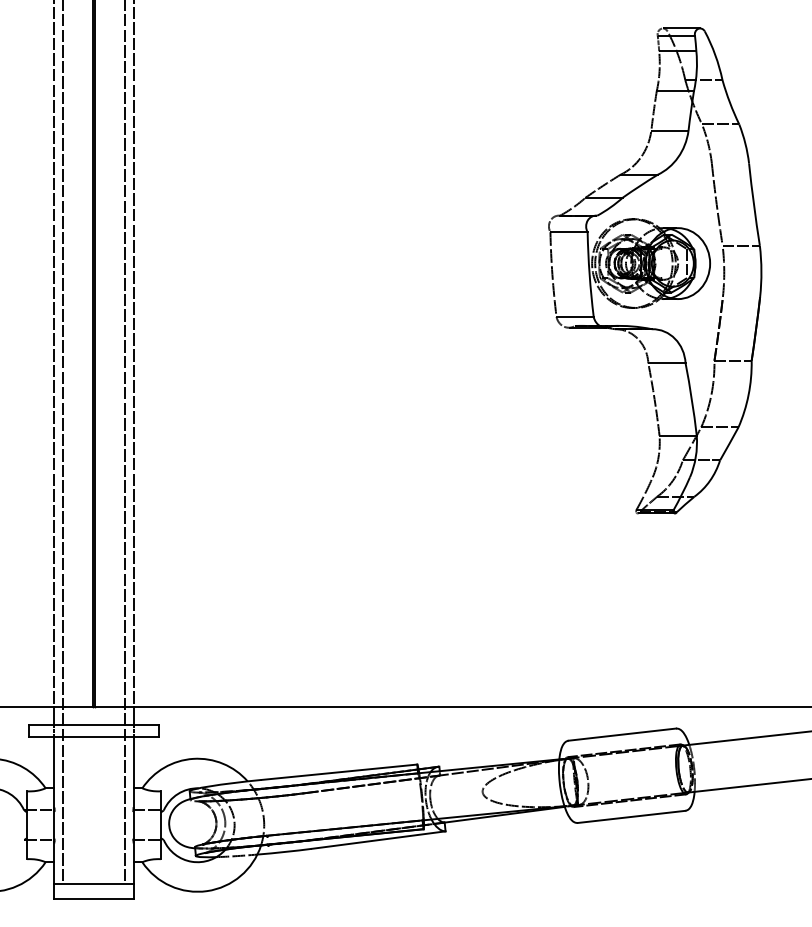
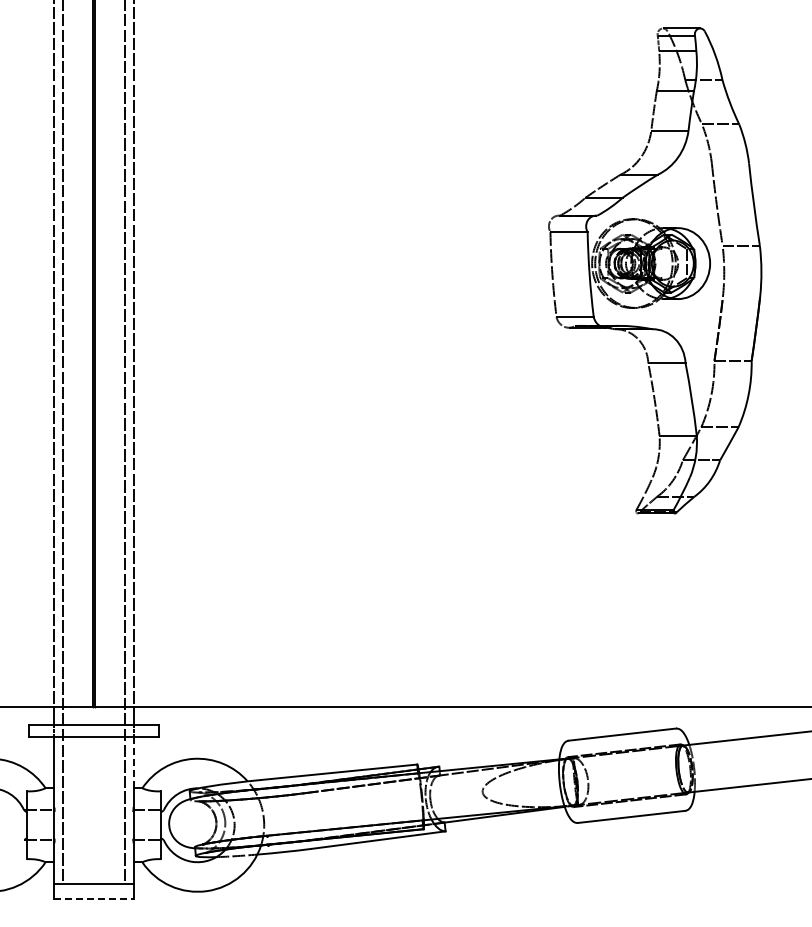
line: solid -> dashed (133, 762)
line: solid -> dashed (93, 899)
